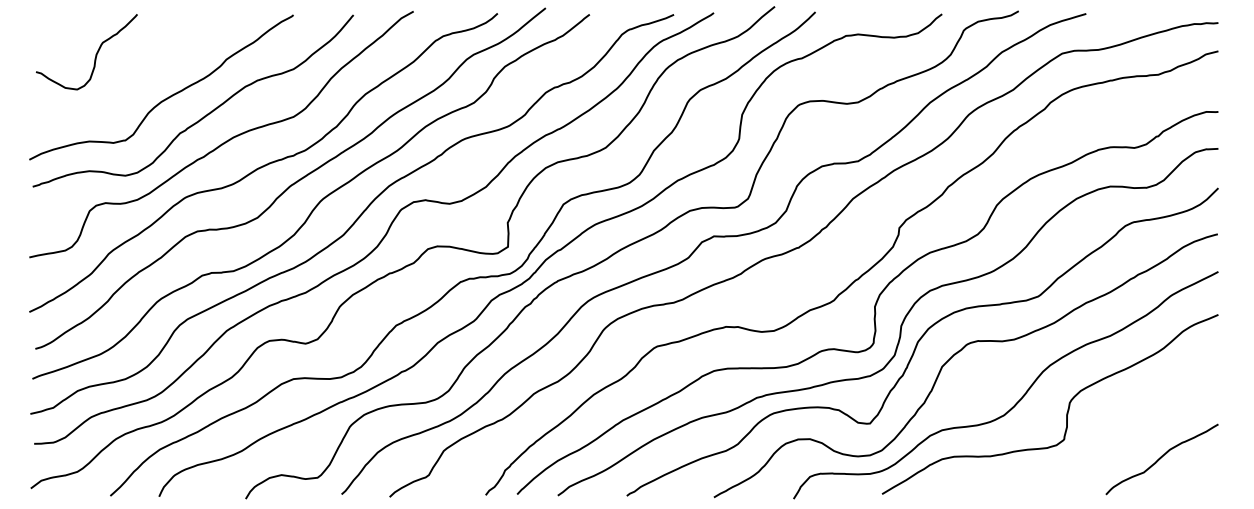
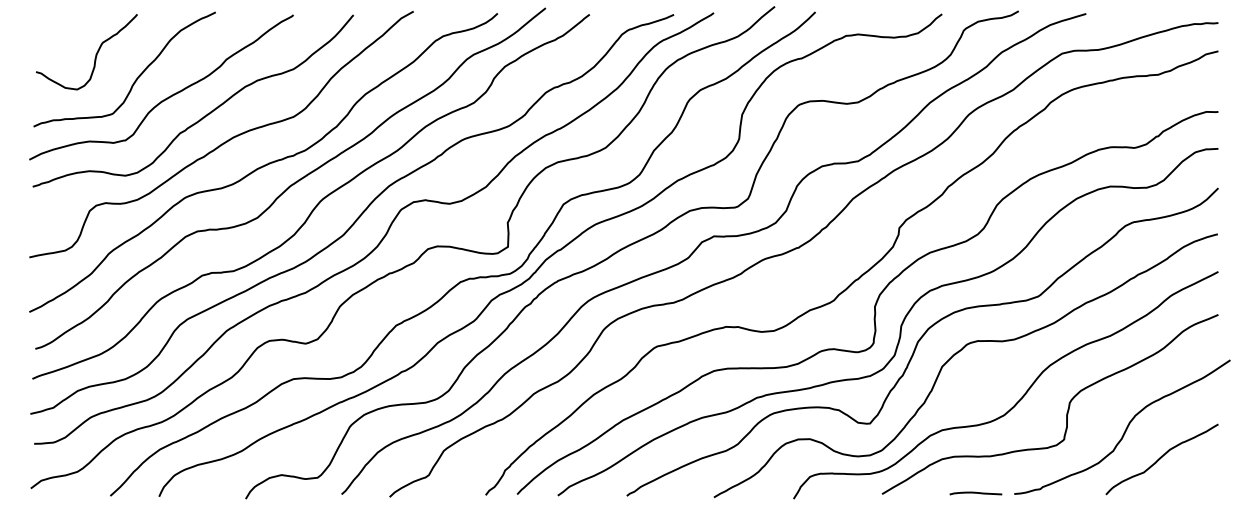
curve: none -> present (137, 76)
curve: none -> present (1125, 428)
curve: none -> present (975, 493)
